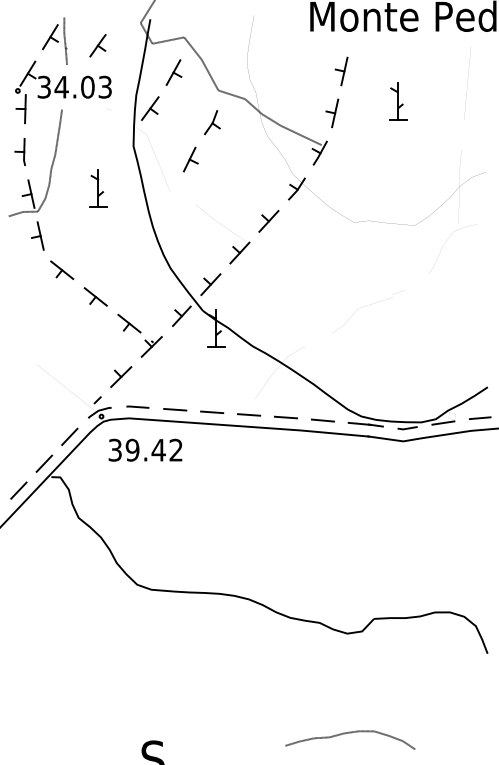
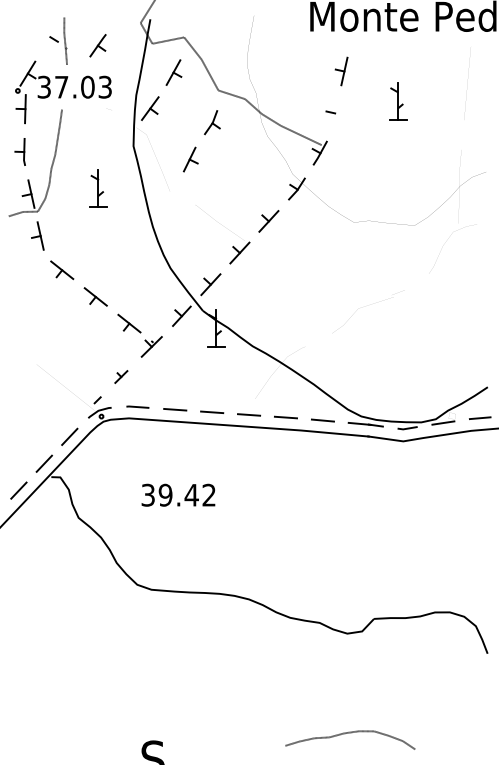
line: present -> none (49, 37)
text: 34.03 -> 37.03 (61, 87)
line: present -> none (335, 113)
part size: 23x22 px -> 15x14 px (121, 376)
text position: (145, 449) -> (178, 494) (178, 494)
